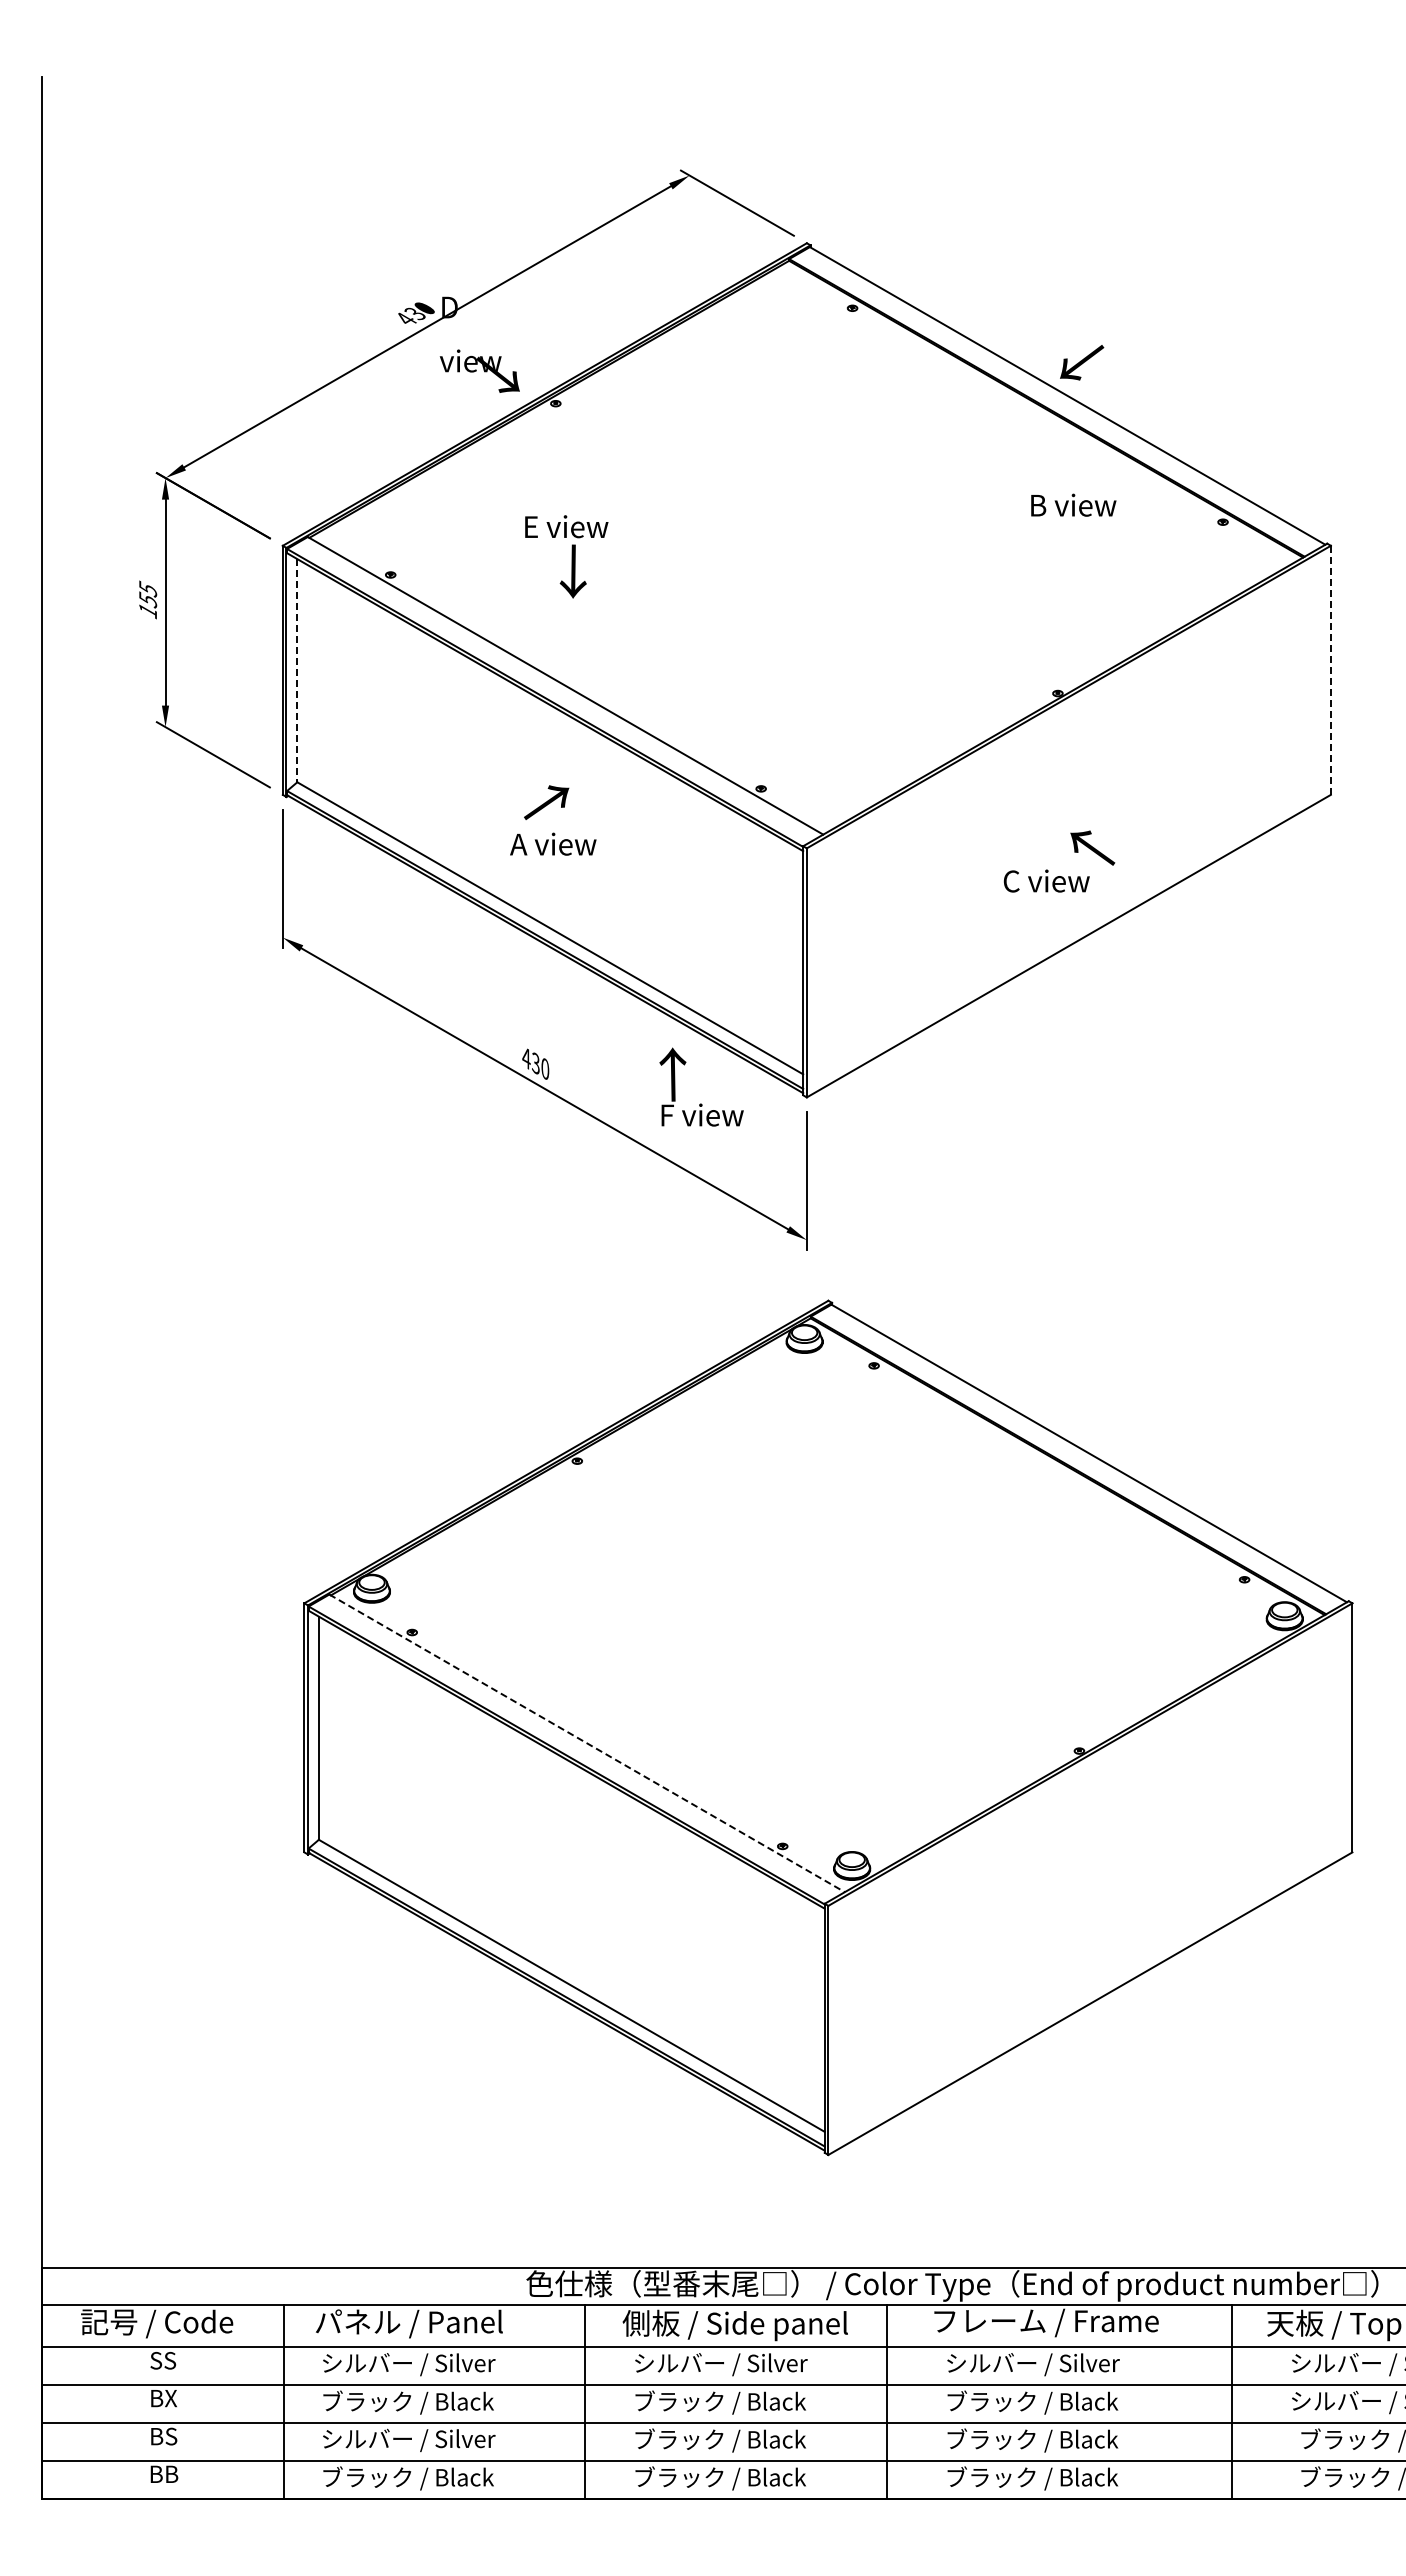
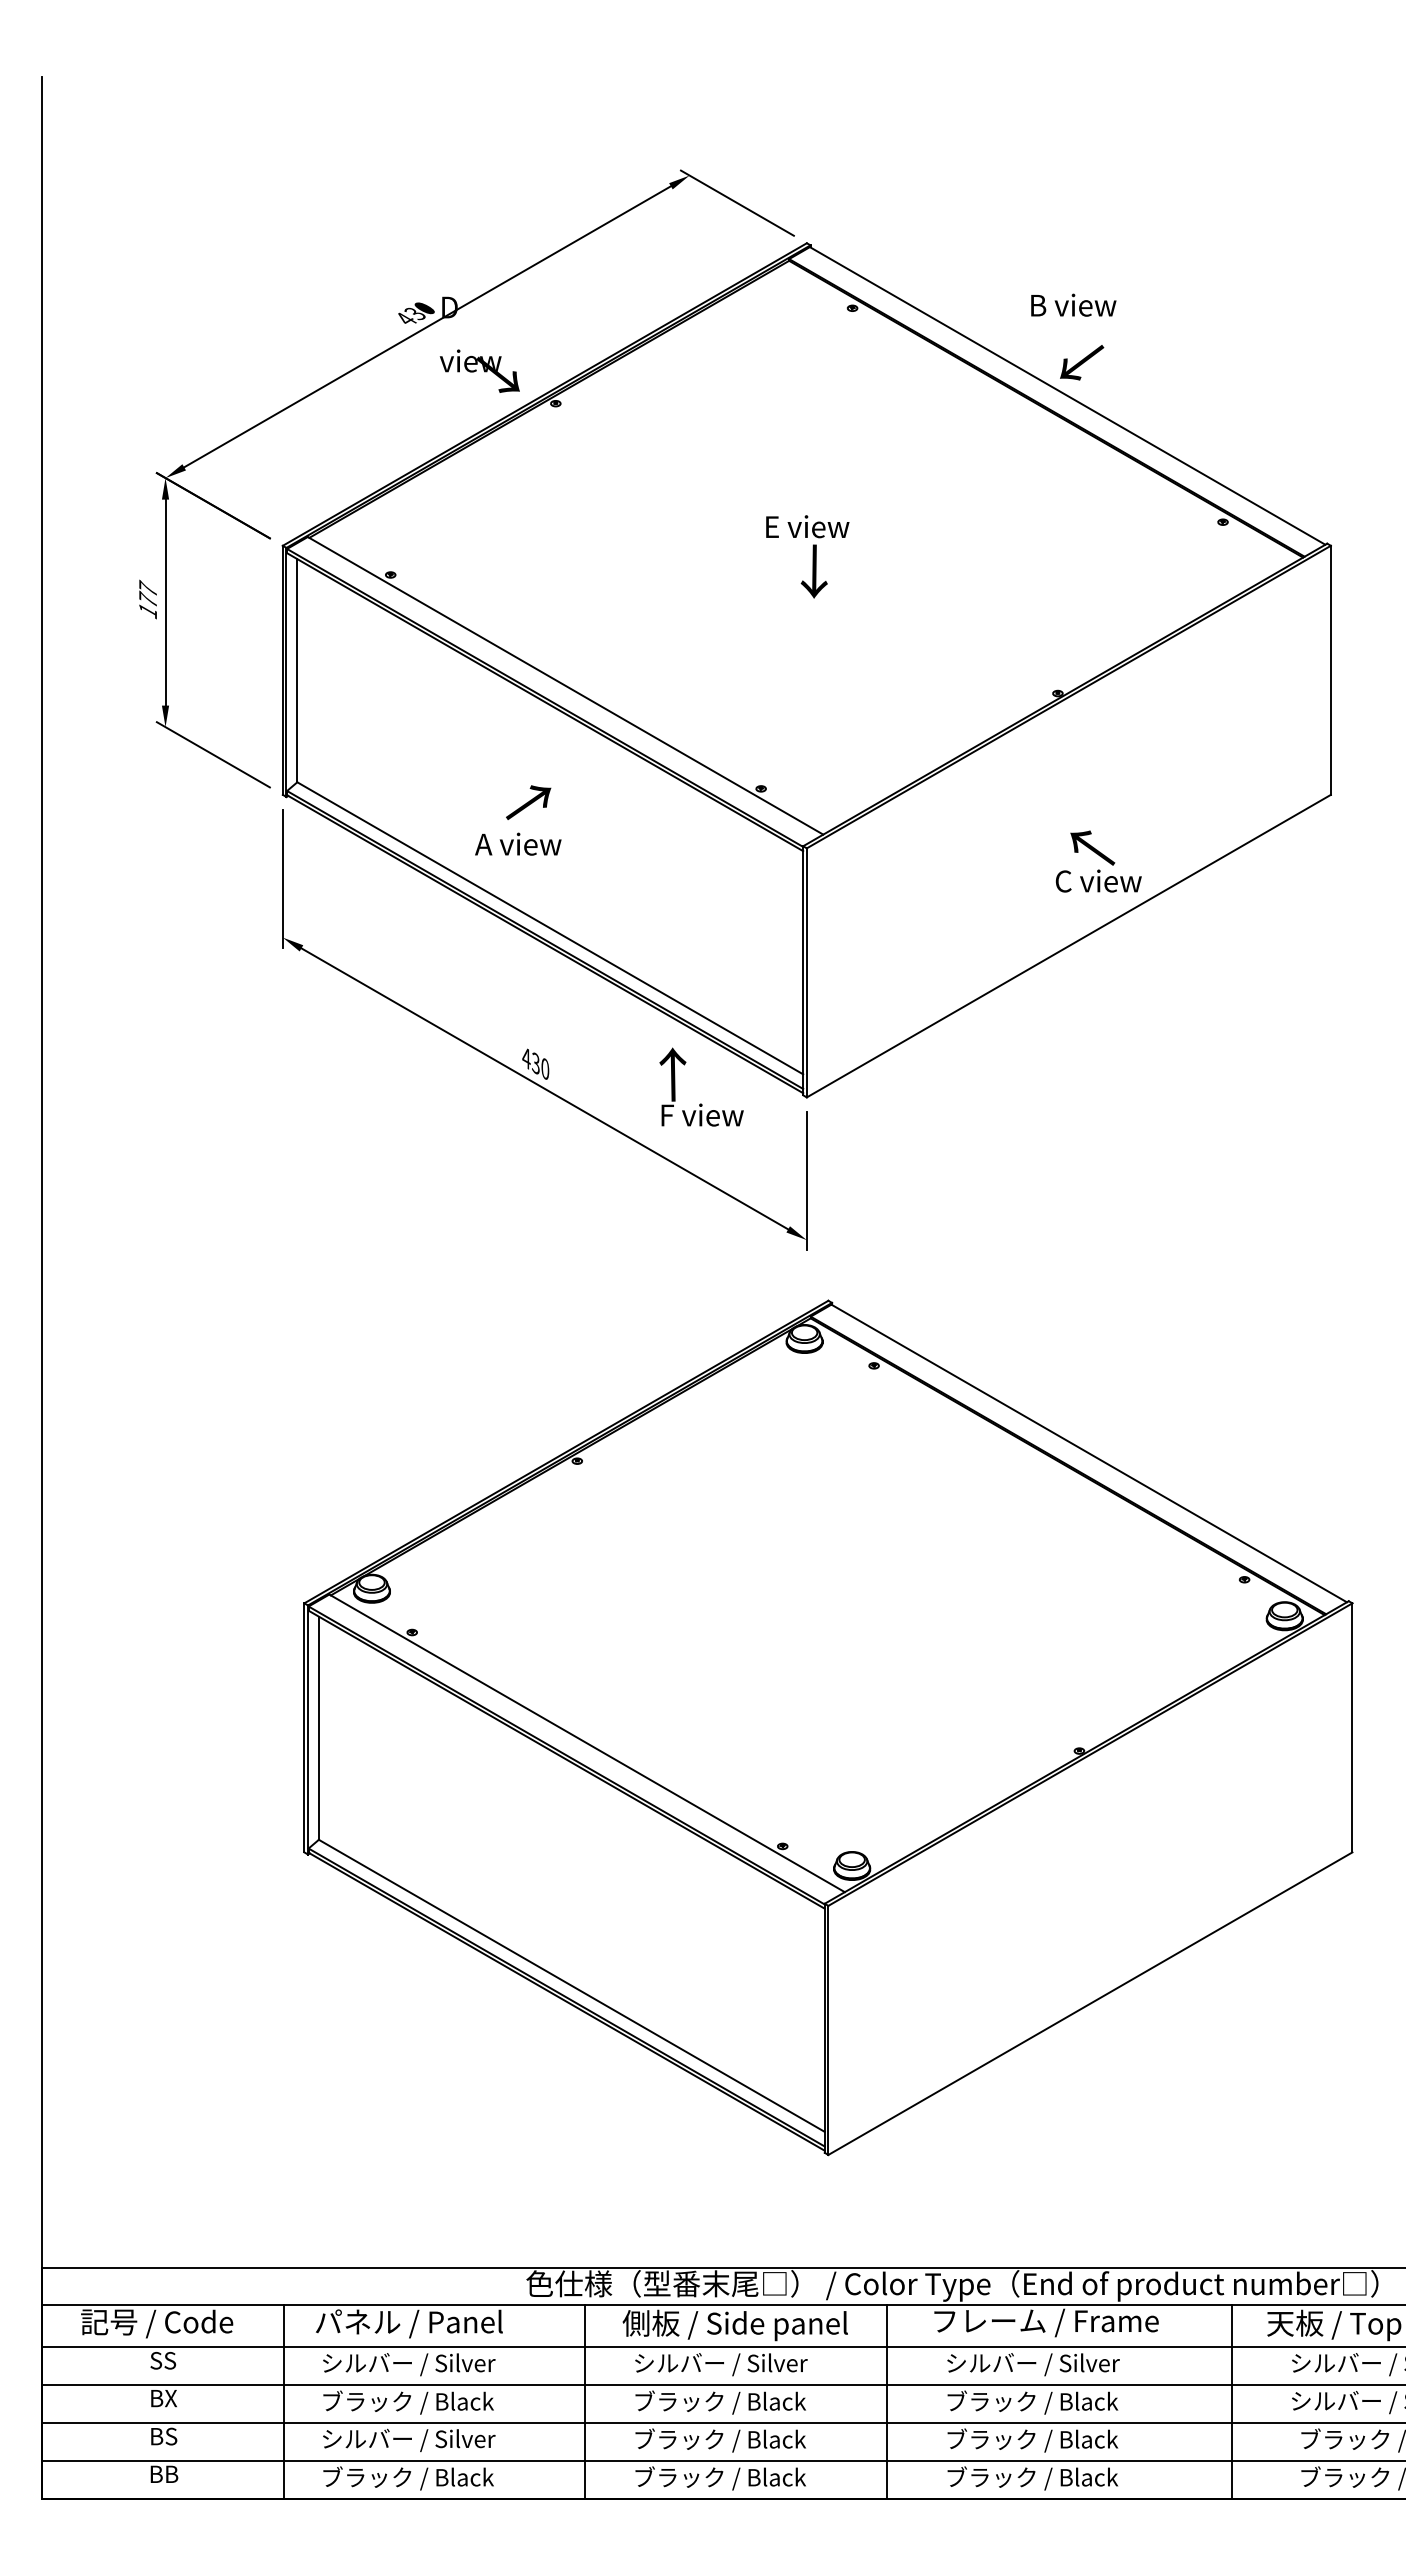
text position: (1073, 504) -> (1073, 304) (1073, 304)
text position: (566, 556) -> (807, 556) (807, 556)
text: 155 -> 177 (148, 593)
line: dashed -> solid (297, 670)
line: dashed -> solid (1330, 670)
text position: (546, 802) -> (528, 802) (528, 802)
text position: (553, 843) -> (518, 843) (518, 843)
text position: (1046, 880) -> (1098, 880) (1098, 880)
line: dashed -> solid (587, 1743)
